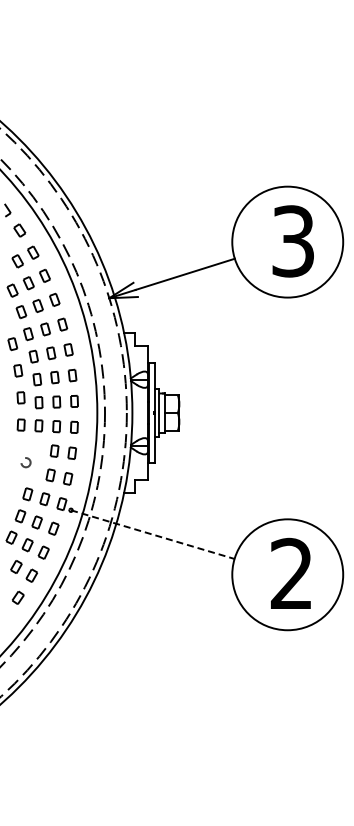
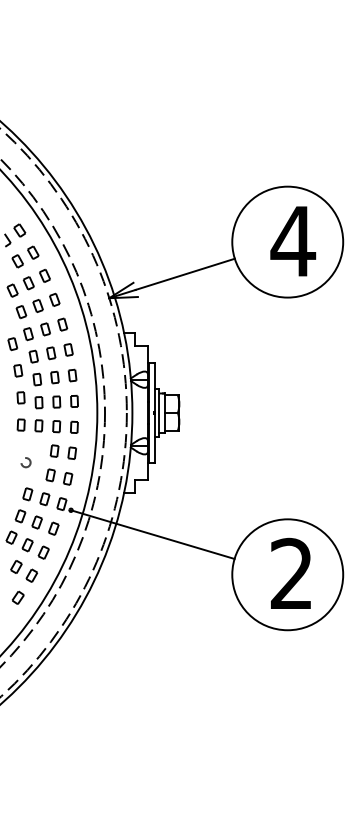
part position: (7, 210) -> (7, 240) (7, 240)
text: 3 -> 4 (293, 241)
line: dashed -> solid (153, 534)
